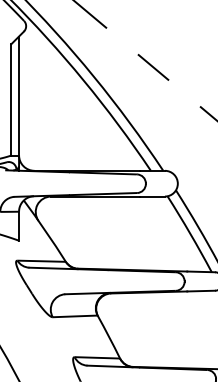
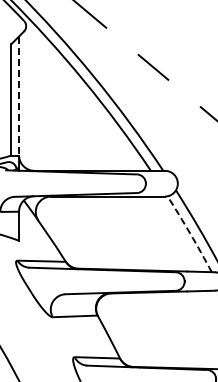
line: solid -> dashed (19, 96)
arc: solid -> dashed (190, 233)
